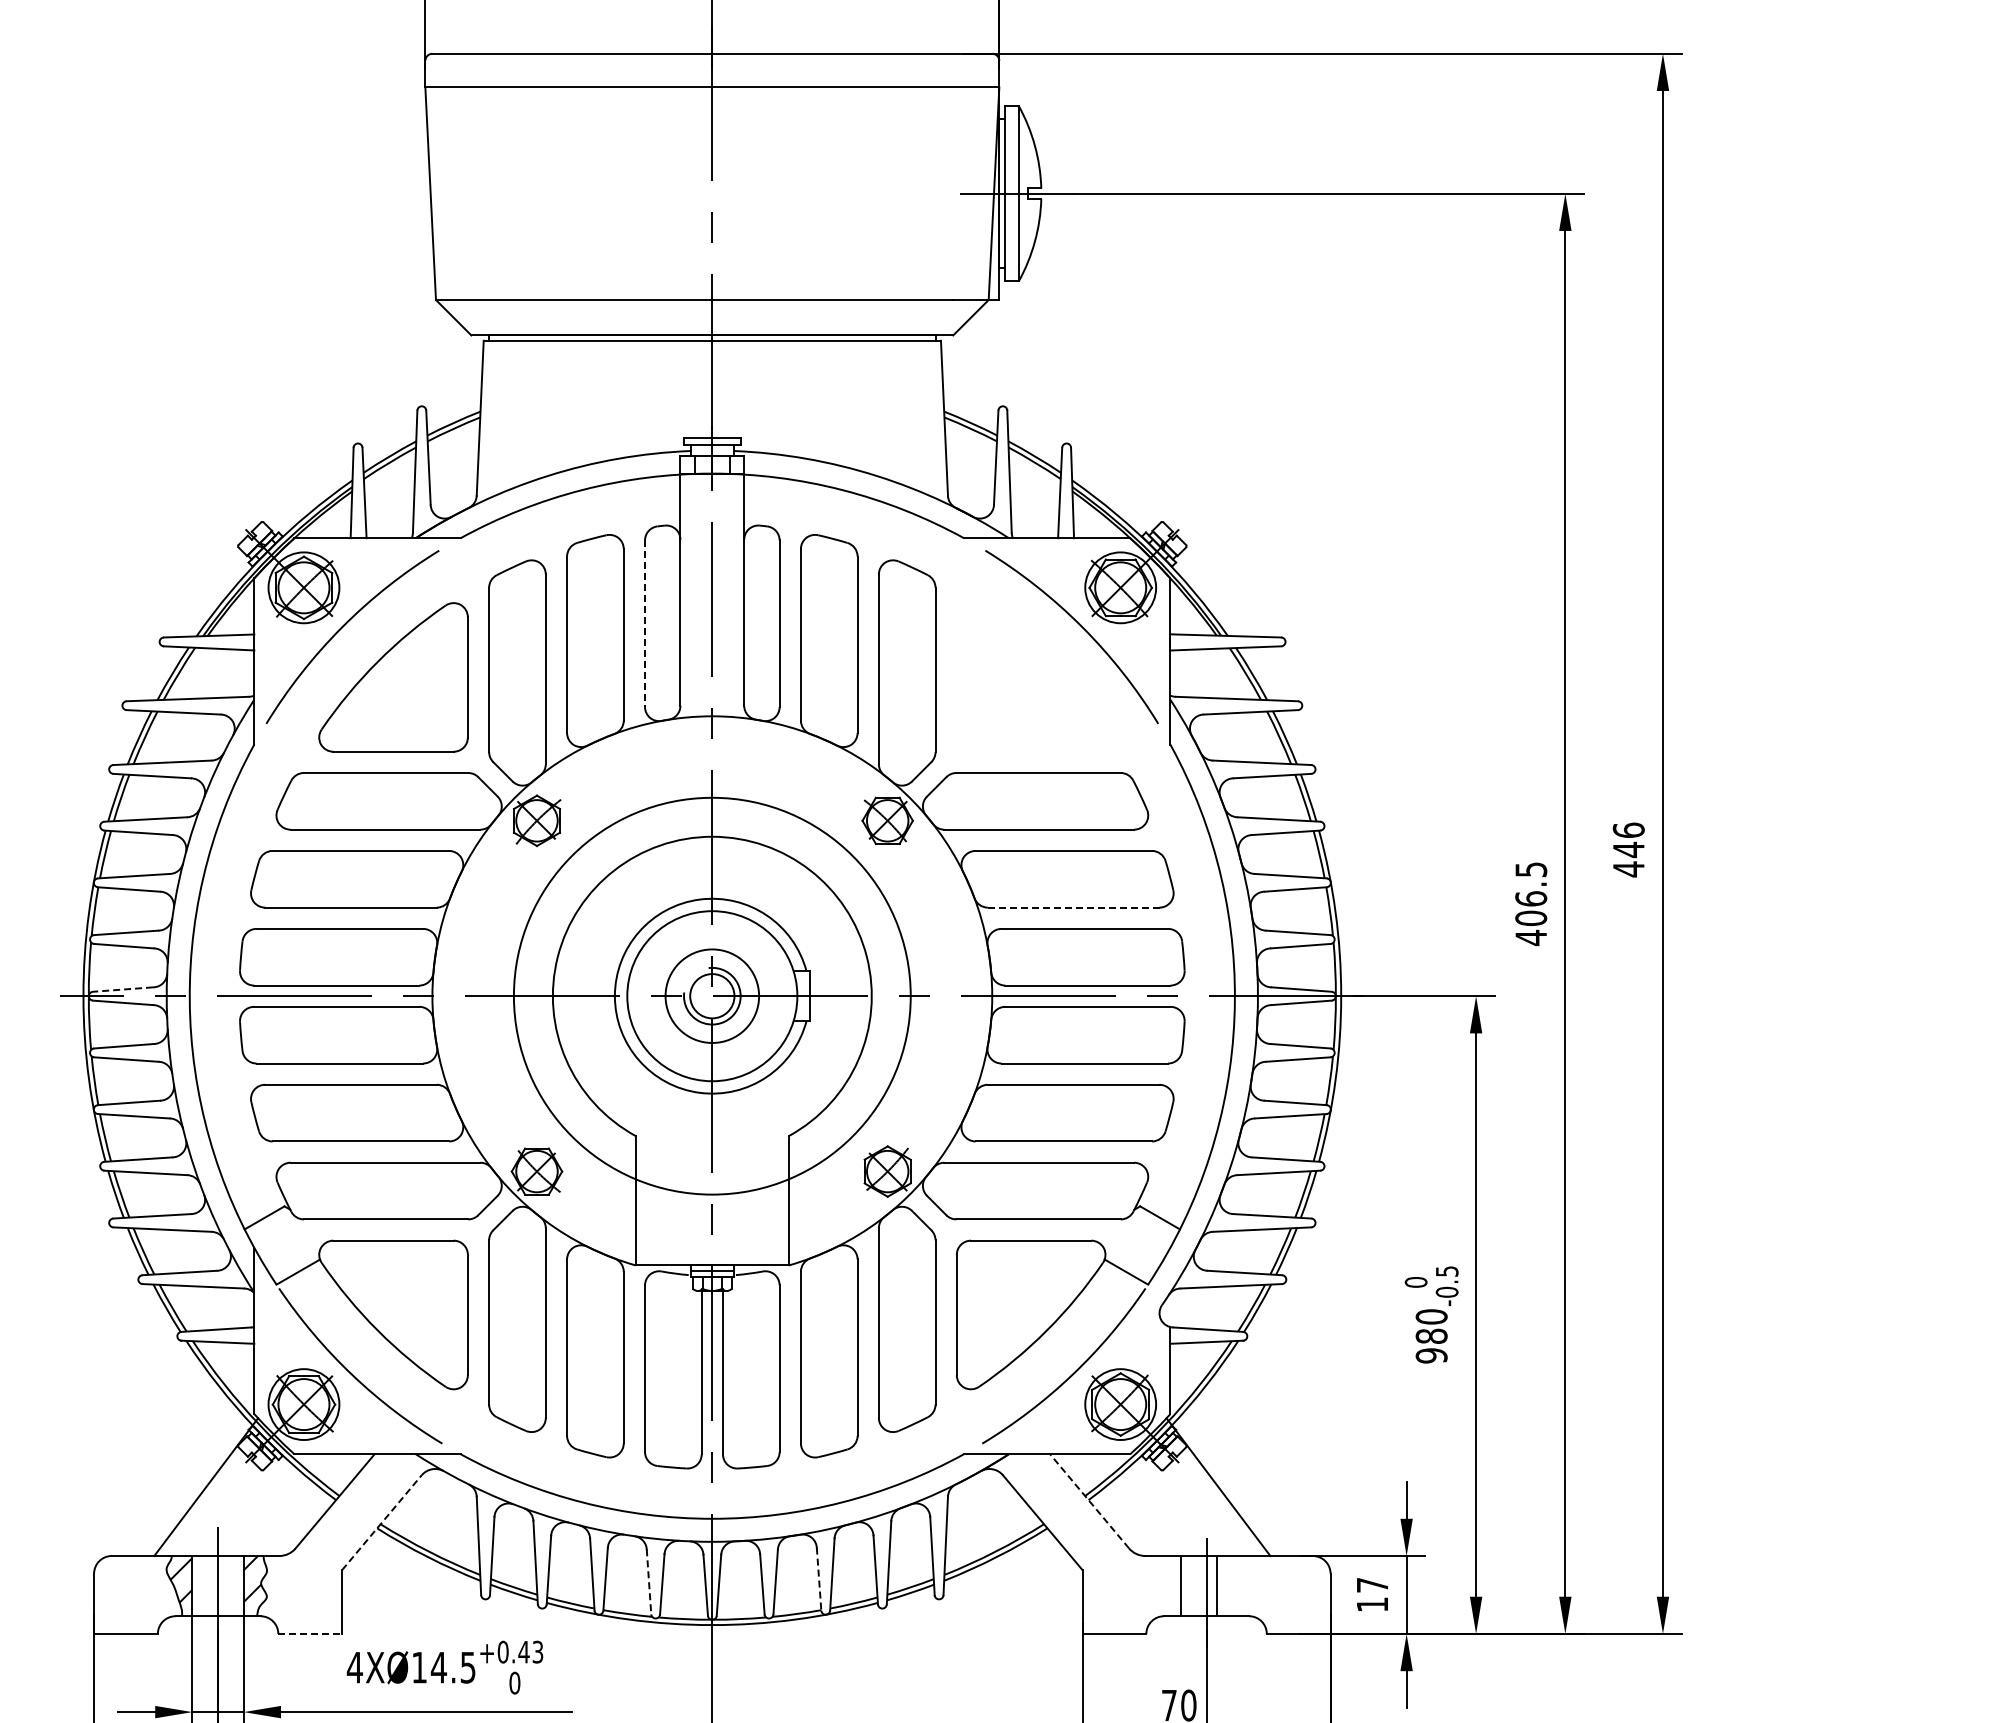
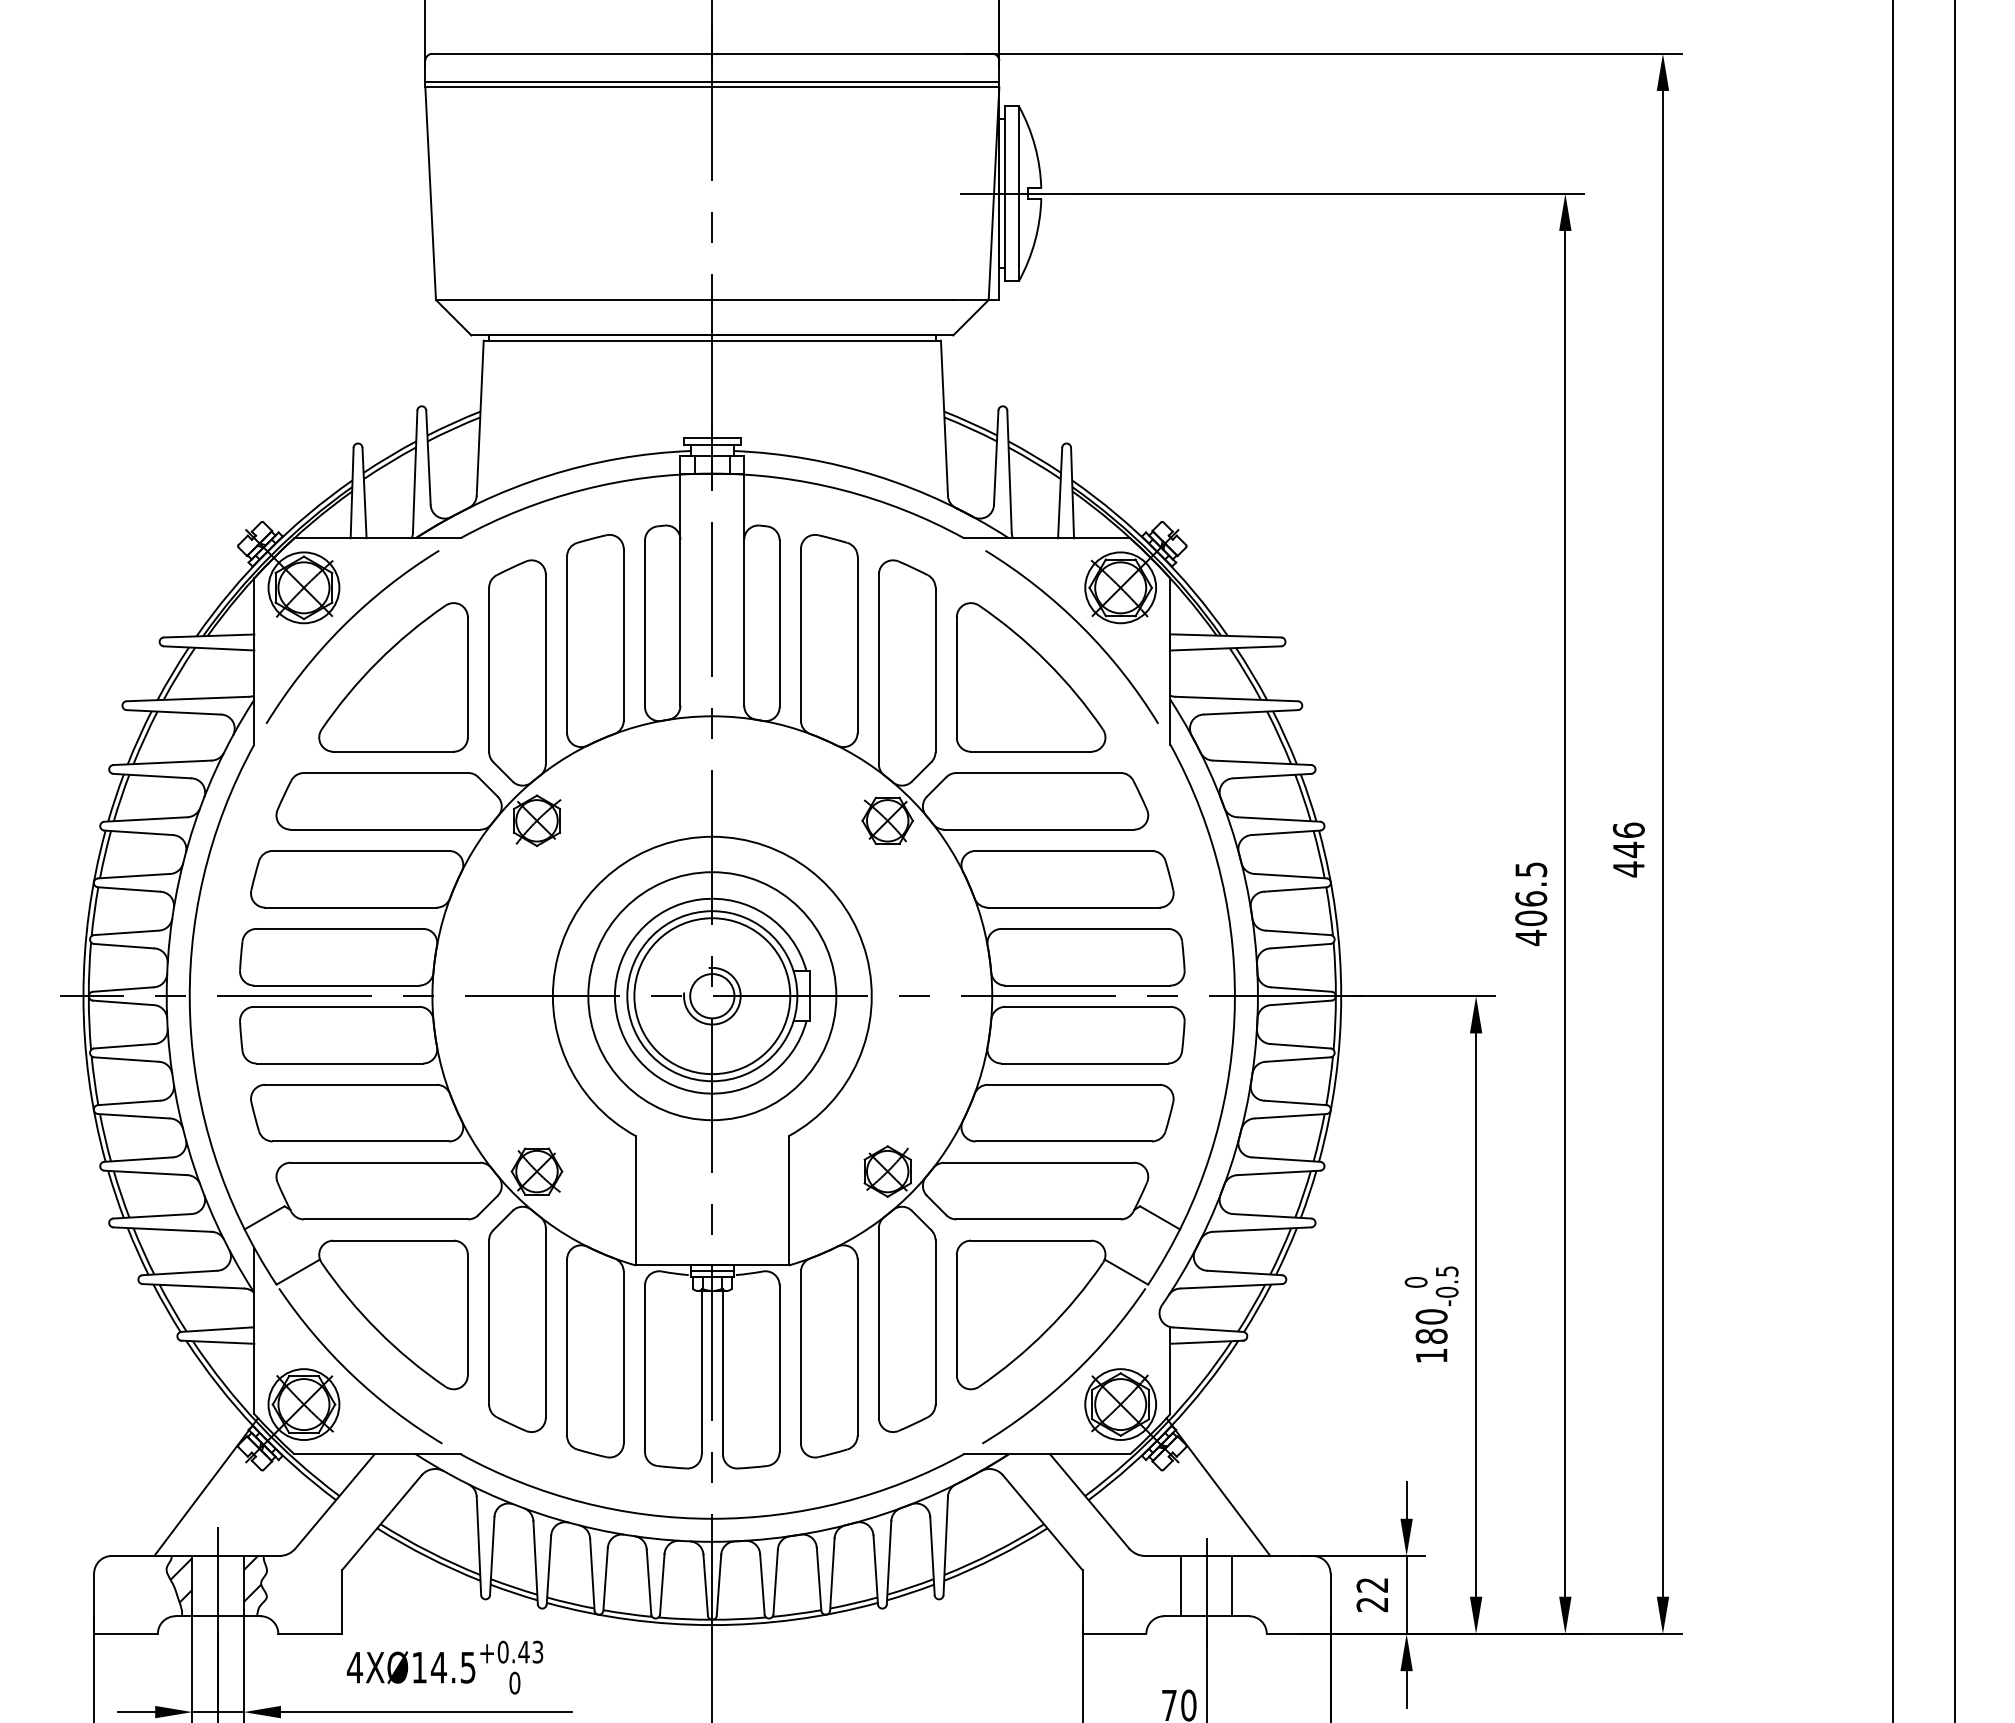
line: none -> present (712, 82)
line: dashed -> solid (645, 624)
part: none -> present (1031, 677)
line: none -> present (1892, 860)
line: none -> present (1954, 860)
line: dashed -> solid (1073, 907)
line: dashed -> solid (122, 989)
circle diameter: 397 px -> 248 px (712, 996)
circle diameter: 94 px -> 156 px (712, 996)
text: 980 -> 180 (1431, 1355)
line: dashed -> solid (1089, 1500)
line: dashed -> solid (381, 1522)
line: dashed -> solid (819, 1579)
line: dashed -> solid (649, 1581)
line position: (1217, 1586) -> (1232, 1586) (1232, 1586)
text: 17 -> 22 (1371, 1595)
line: dashed -> solid (310, 1633)
